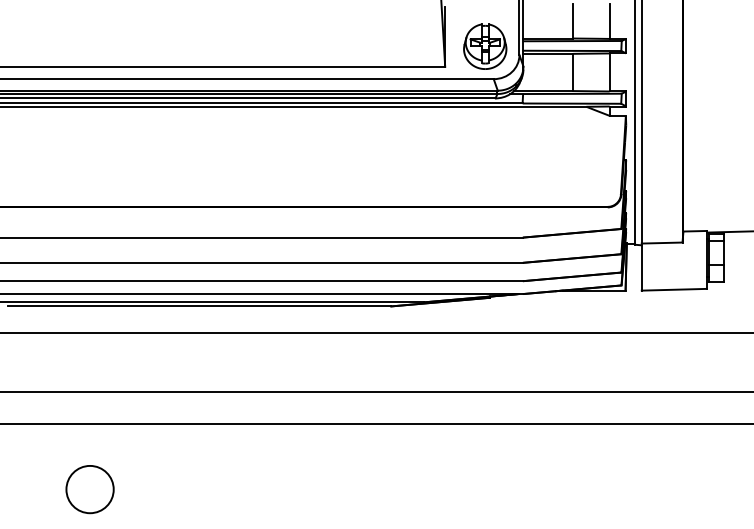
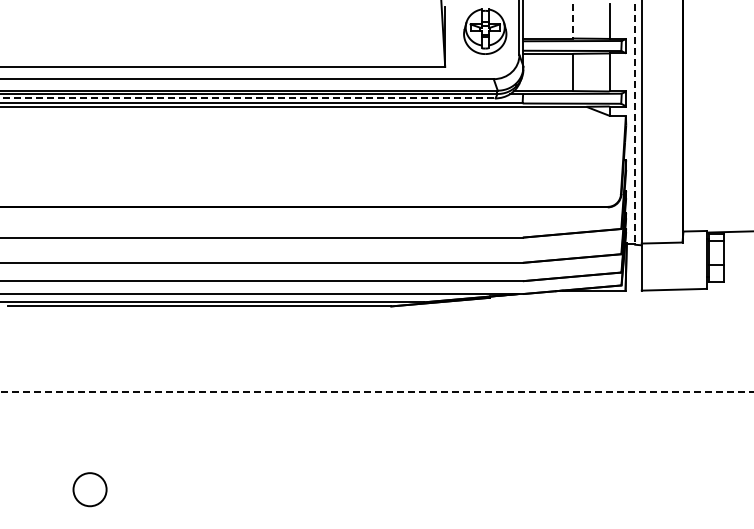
line: solid -> dashed (573, 21)
part position: (485, 46) -> (485, 31) (485, 31)
line: solid -> dashed (248, 98)
line: solid -> dashed (635, 122)
line: present -> none (376, 333)
line: solid -> dashed (376, 391)
line: present -> none (376, 424)
circle size: 50x50 px -> 36x36 px (89, 489)
